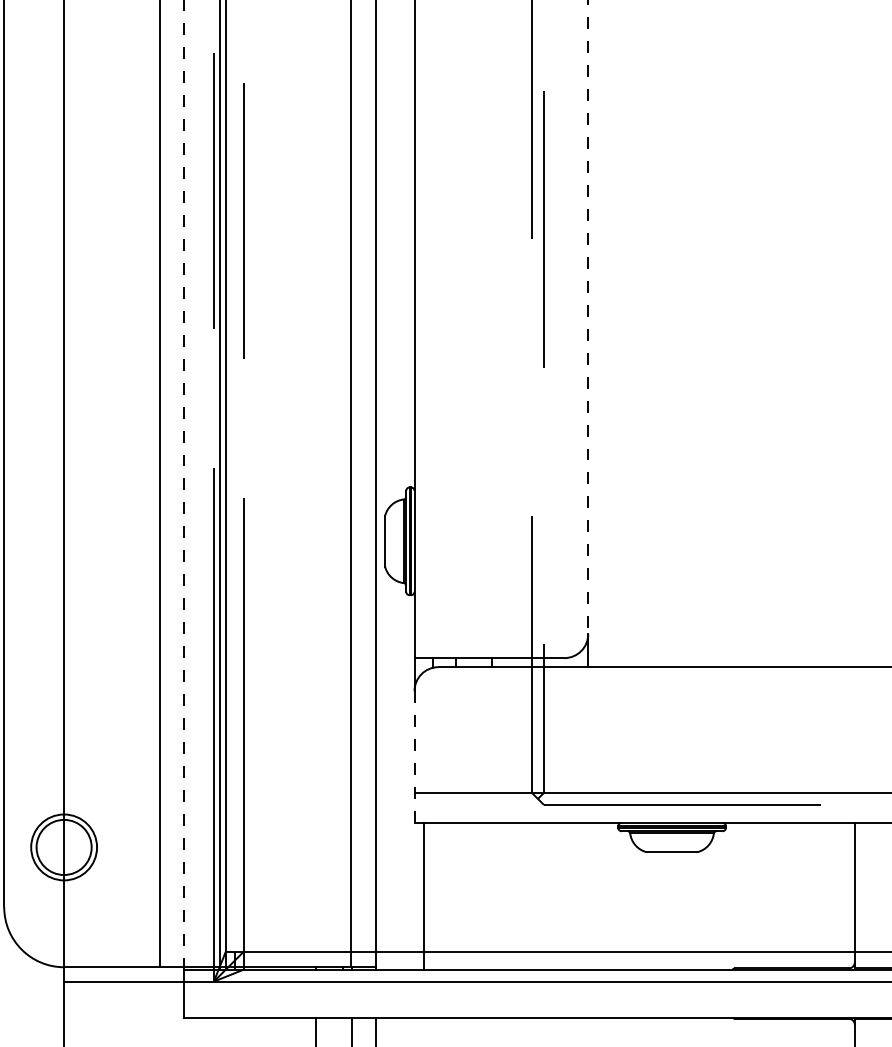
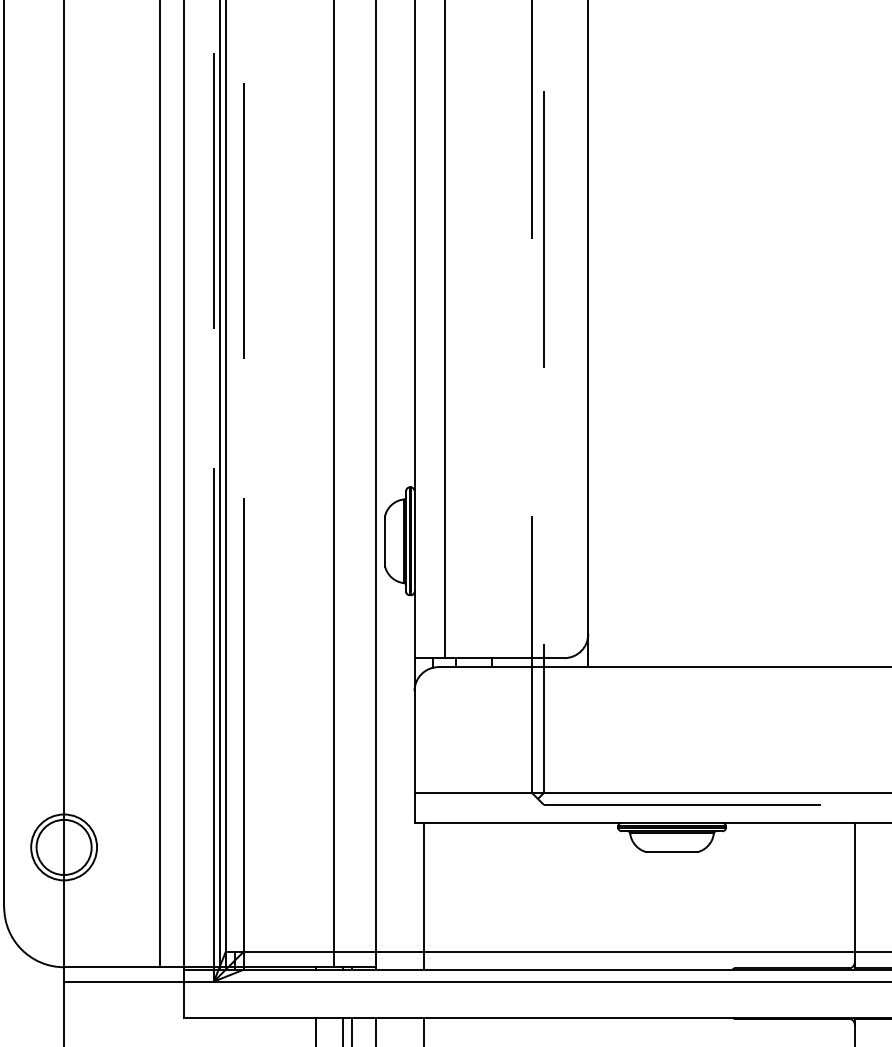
line: dashed -> solid (588, 317)
line: none -> present (444, 330)
line: dashed -> solid (183, 484)
line position: (350, 484) -> (333, 484) (333, 484)
line: dashed -> solid (414, 757)
line: none -> present (343, 1030)
line: none -> present (423, 1030)
